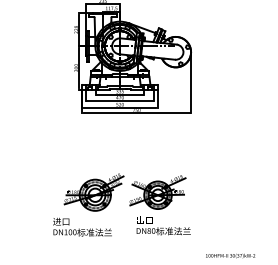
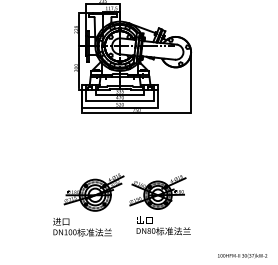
text position: (230, 255) -> (242, 255) (242, 255)
